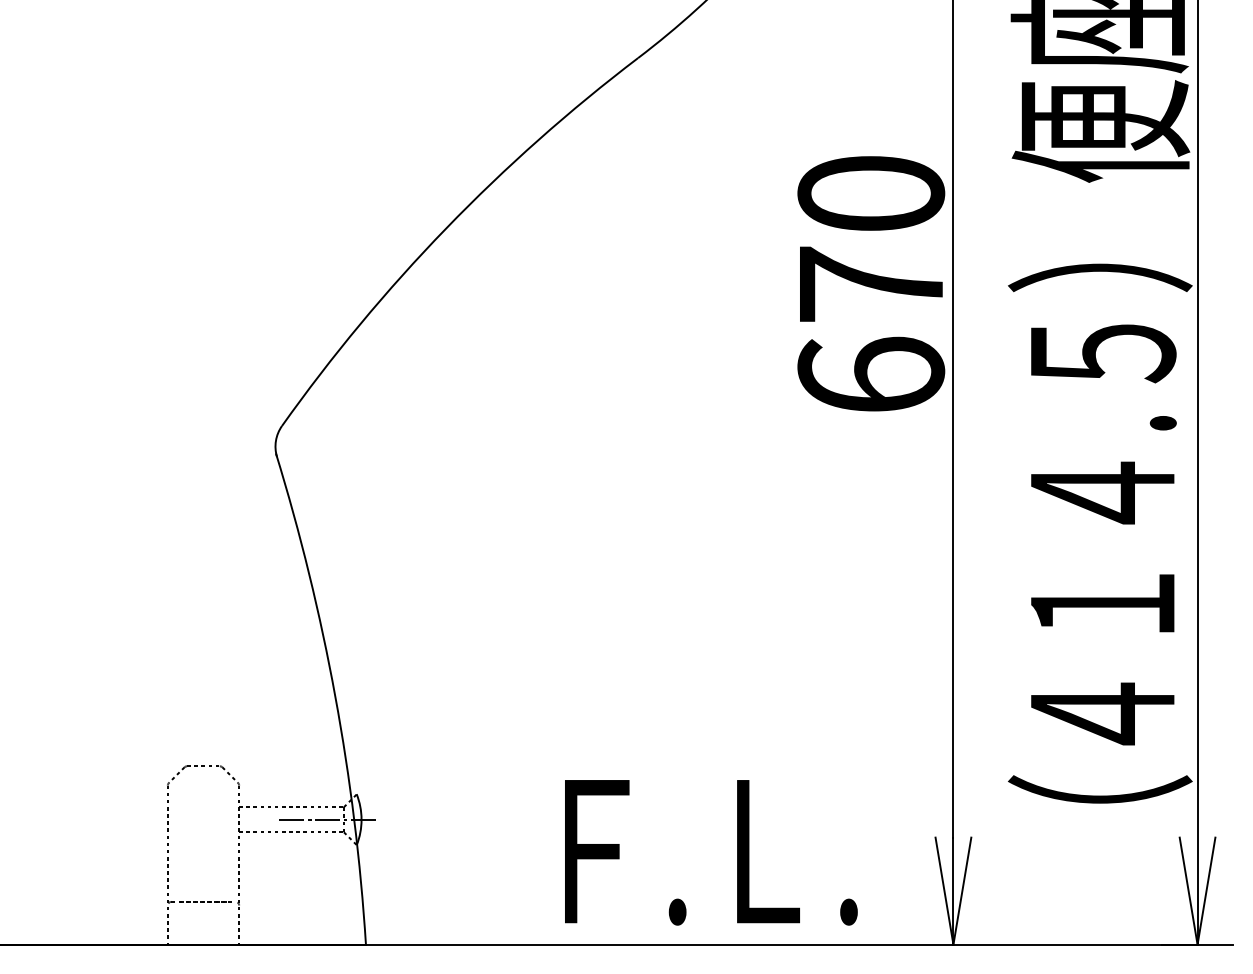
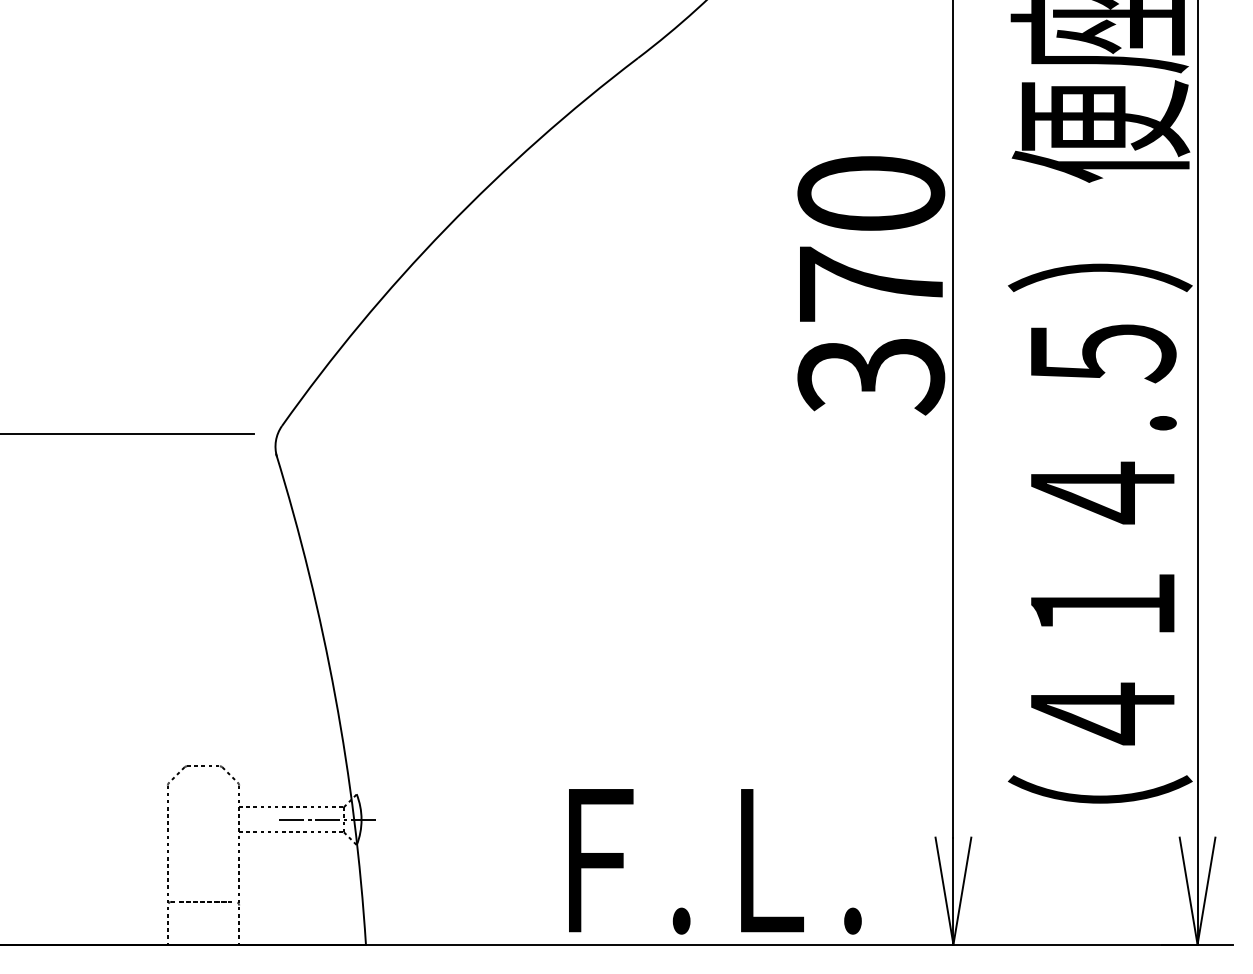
text: 670 -> 370 (871, 375)
line: none -> present (128, 434)
text position: (711, 852) -> (715, 861) (715, 861)
